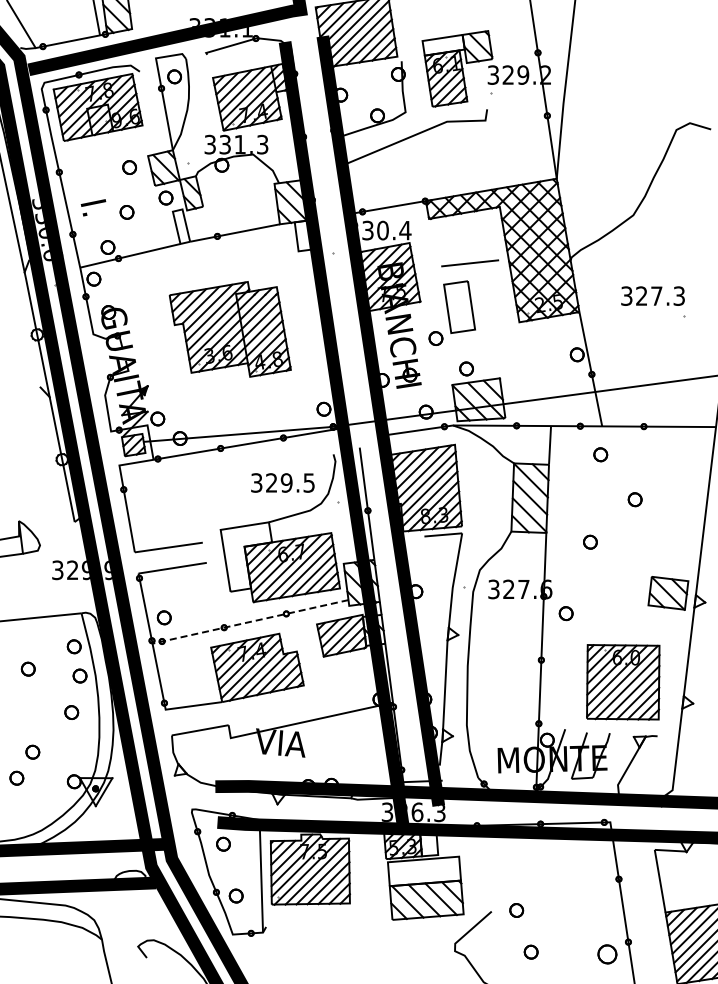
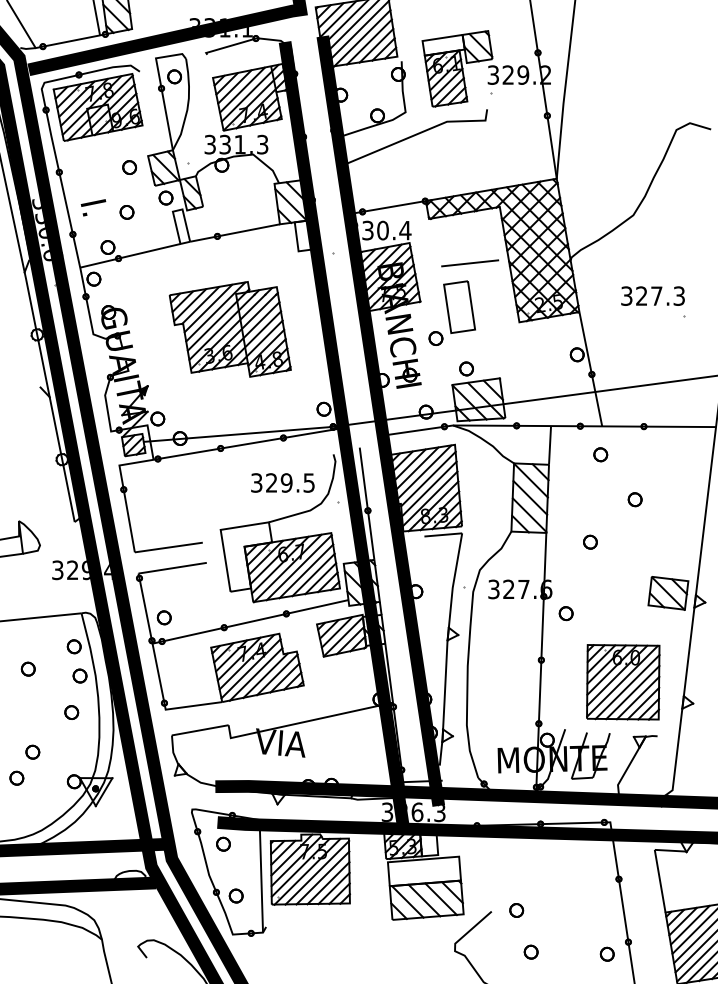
text: 329.9 -> 329.4 (108, 570)
line: dashed -> solid (250, 622)
part size: 21x21 px -> 16x16 px (606, 953)
